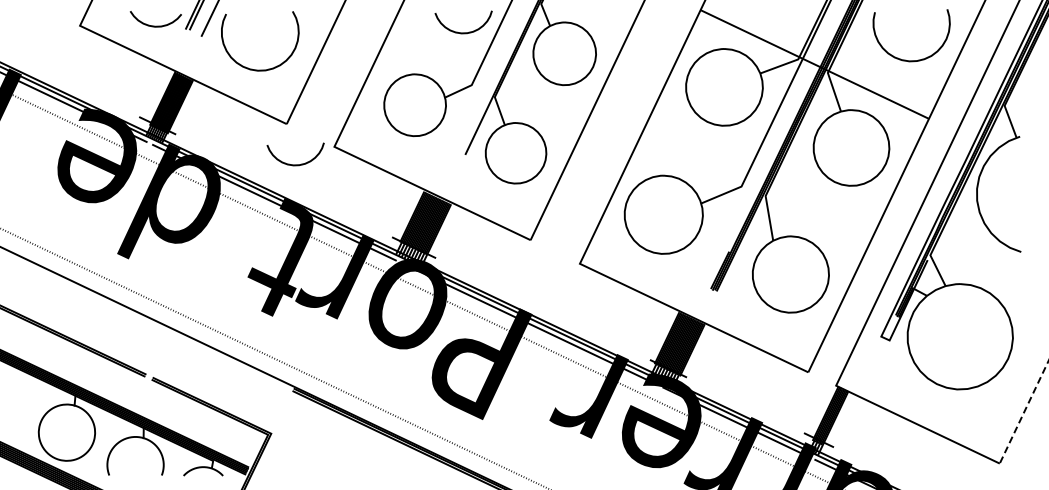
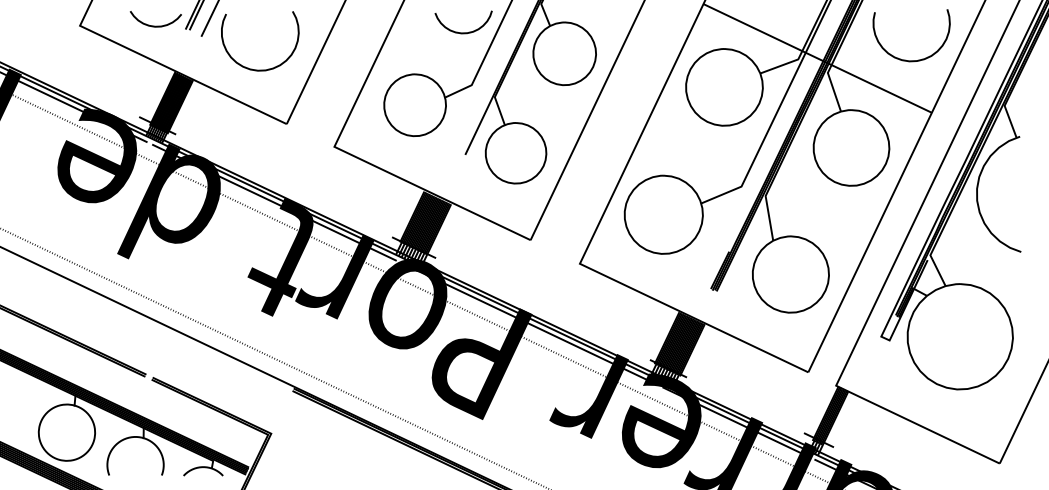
line position: (814, 64) -> (817, 58) (817, 58)
curve: present -> none (295, 164)
line: dashed -> solid (1024, 412)
